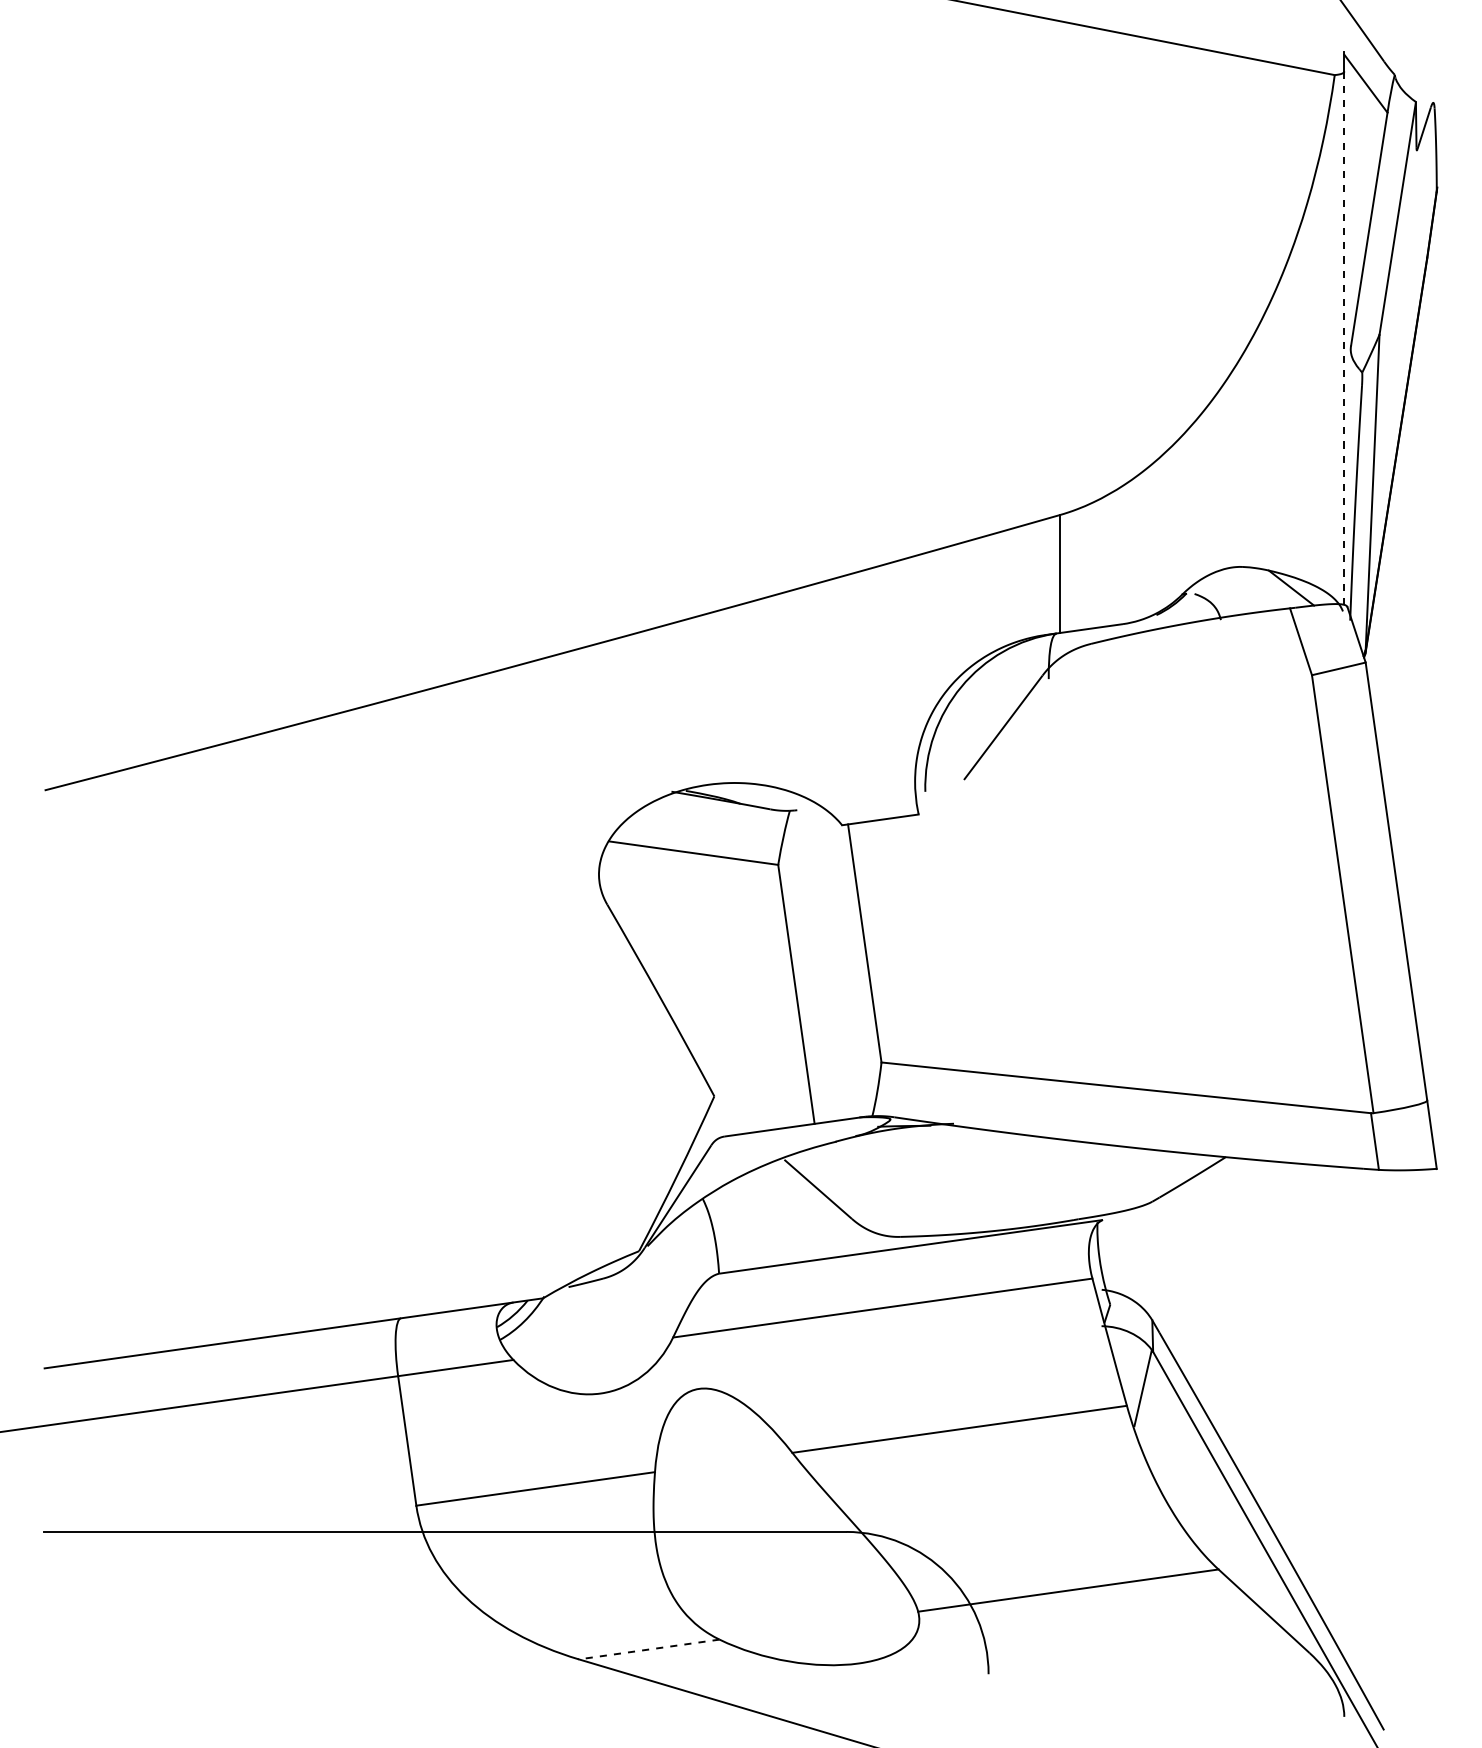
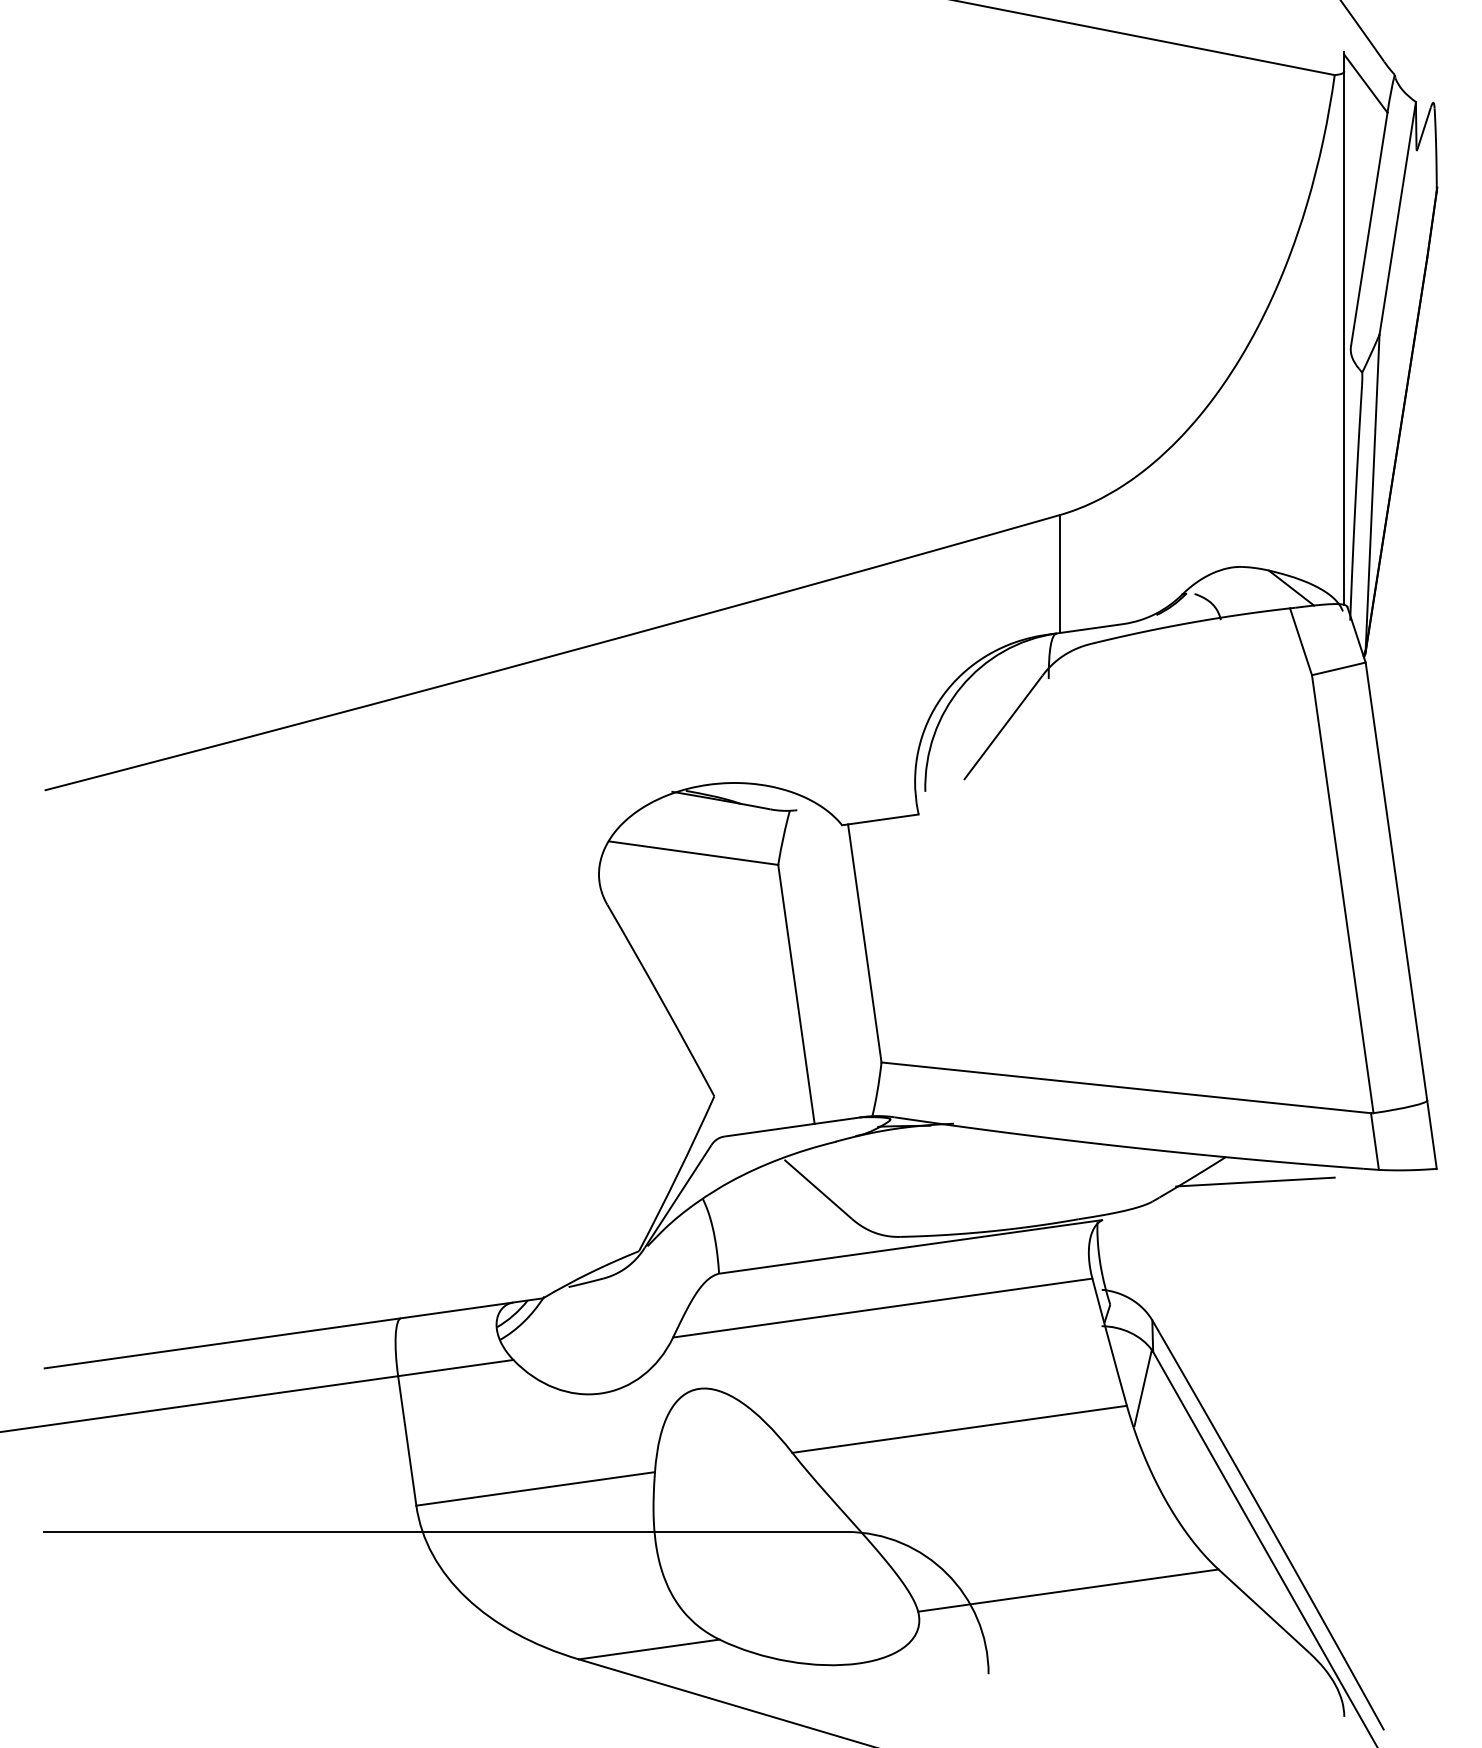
line: dashed -> solid (1344, 338)
line: none -> present (1255, 1181)
line: dashed -> solid (648, 1649)
